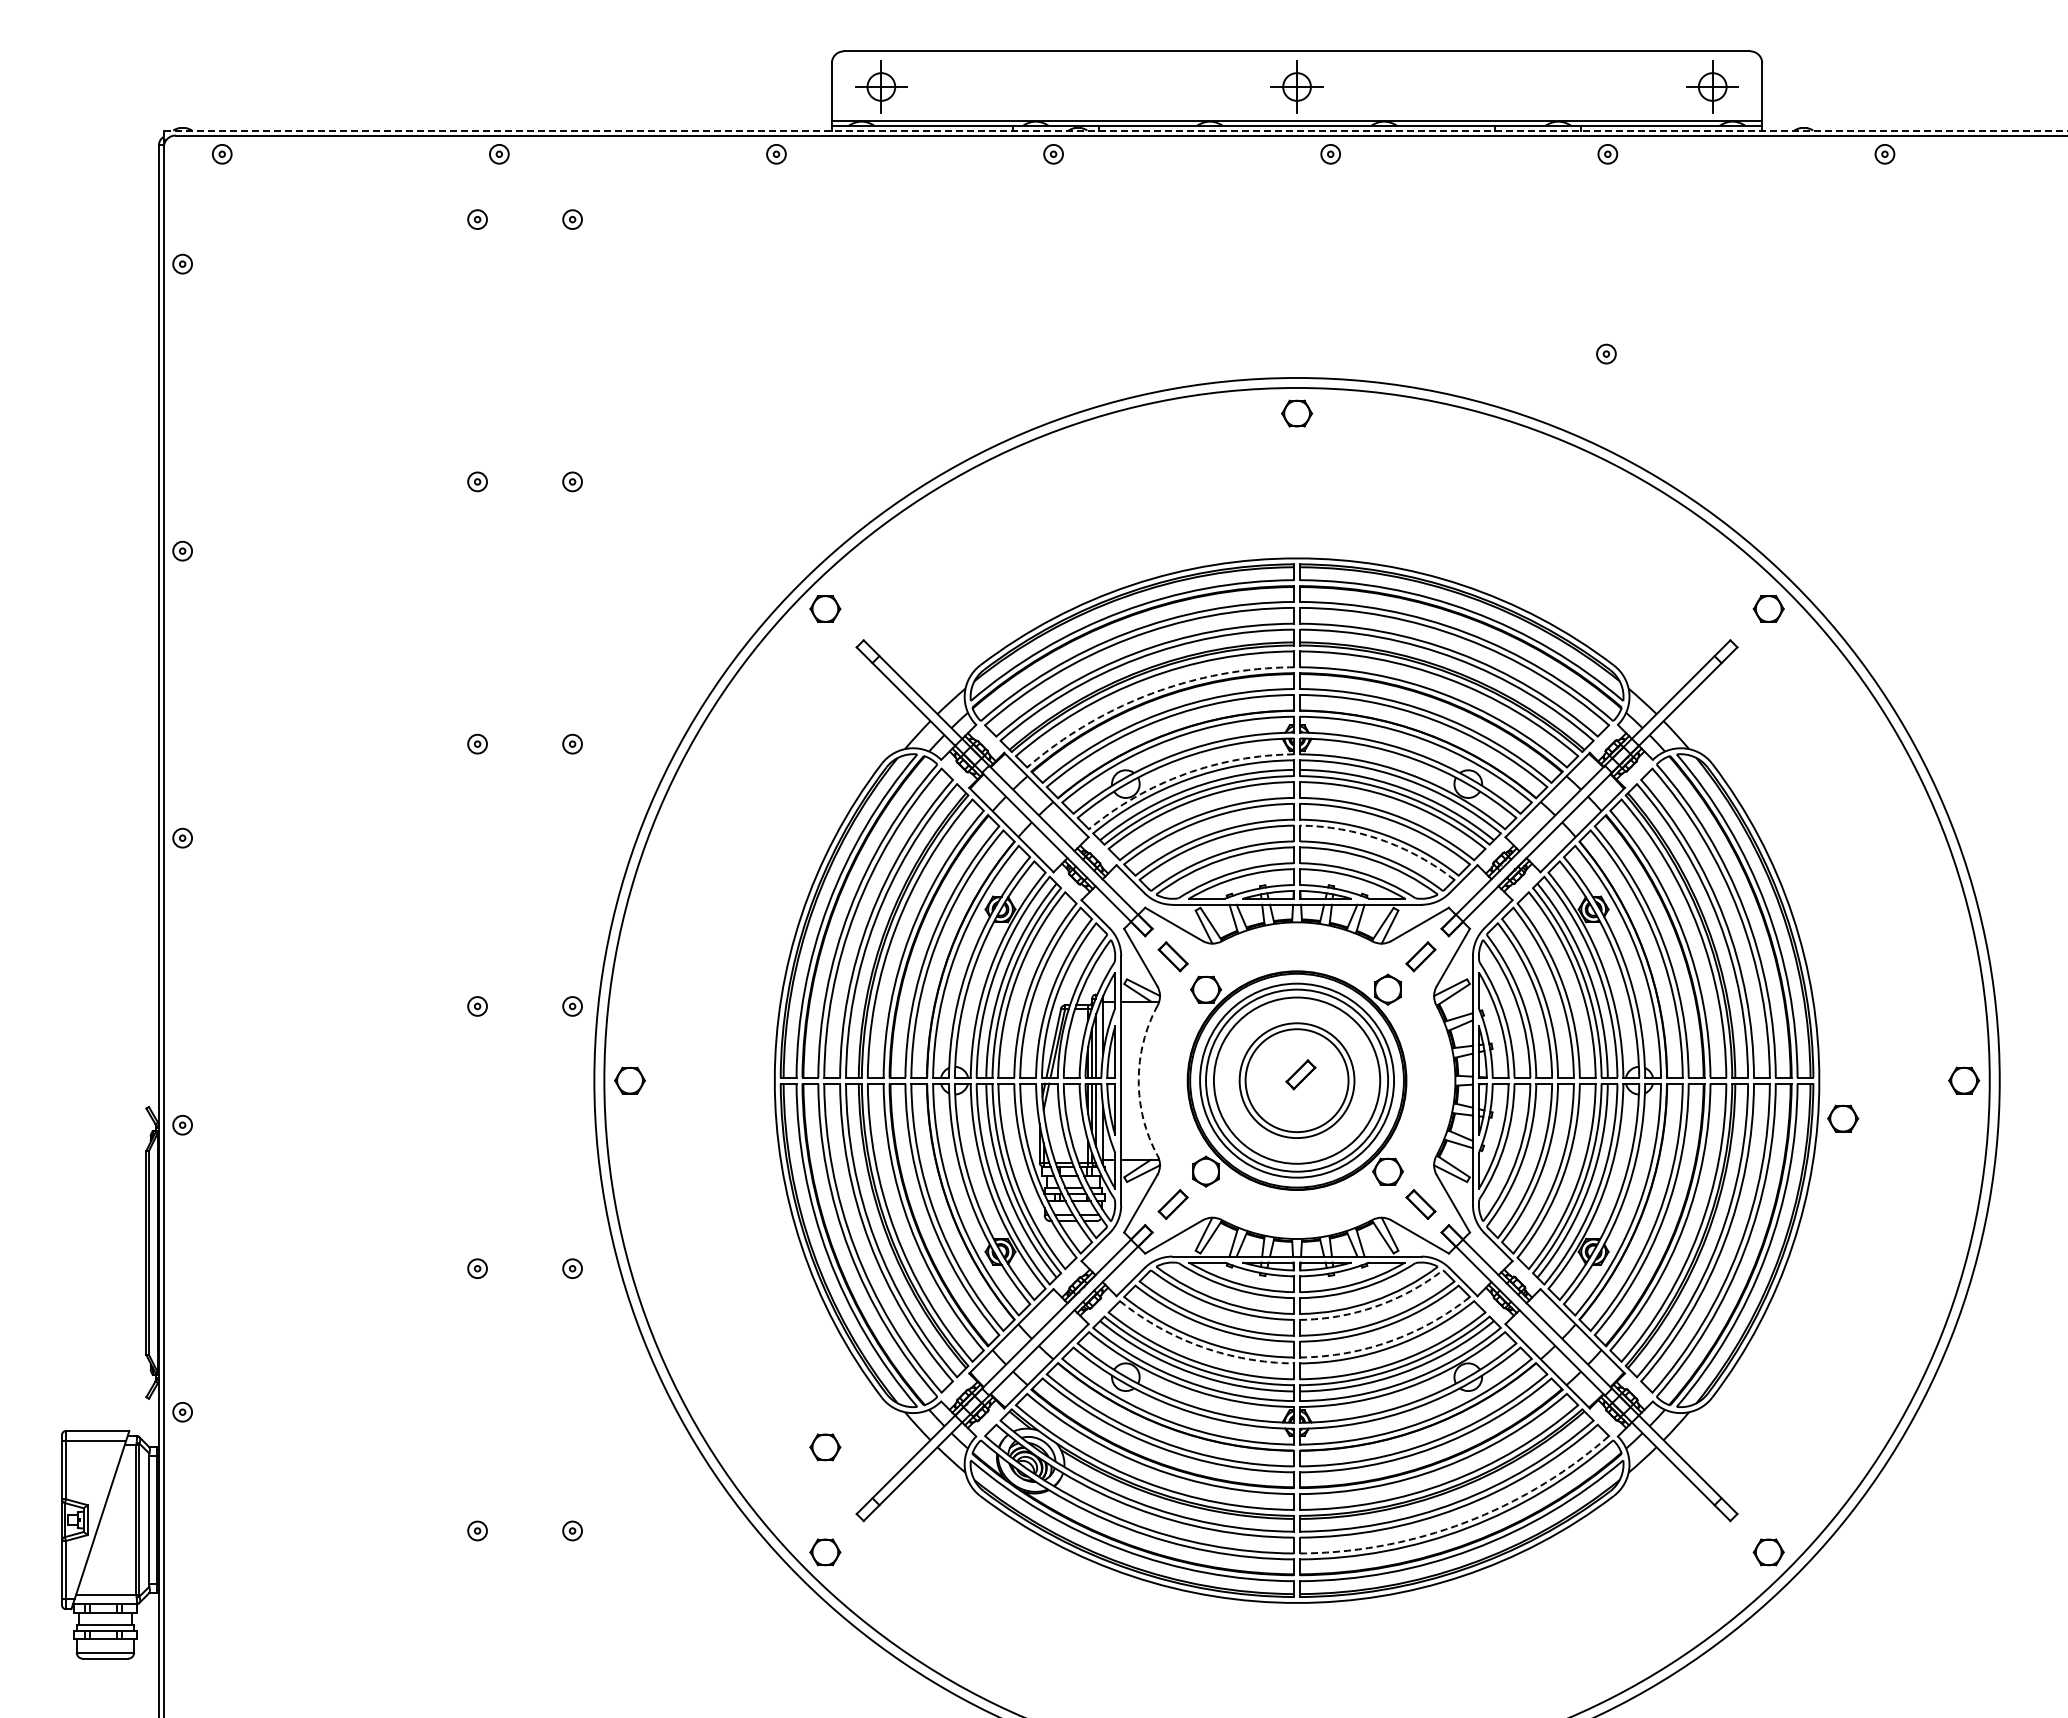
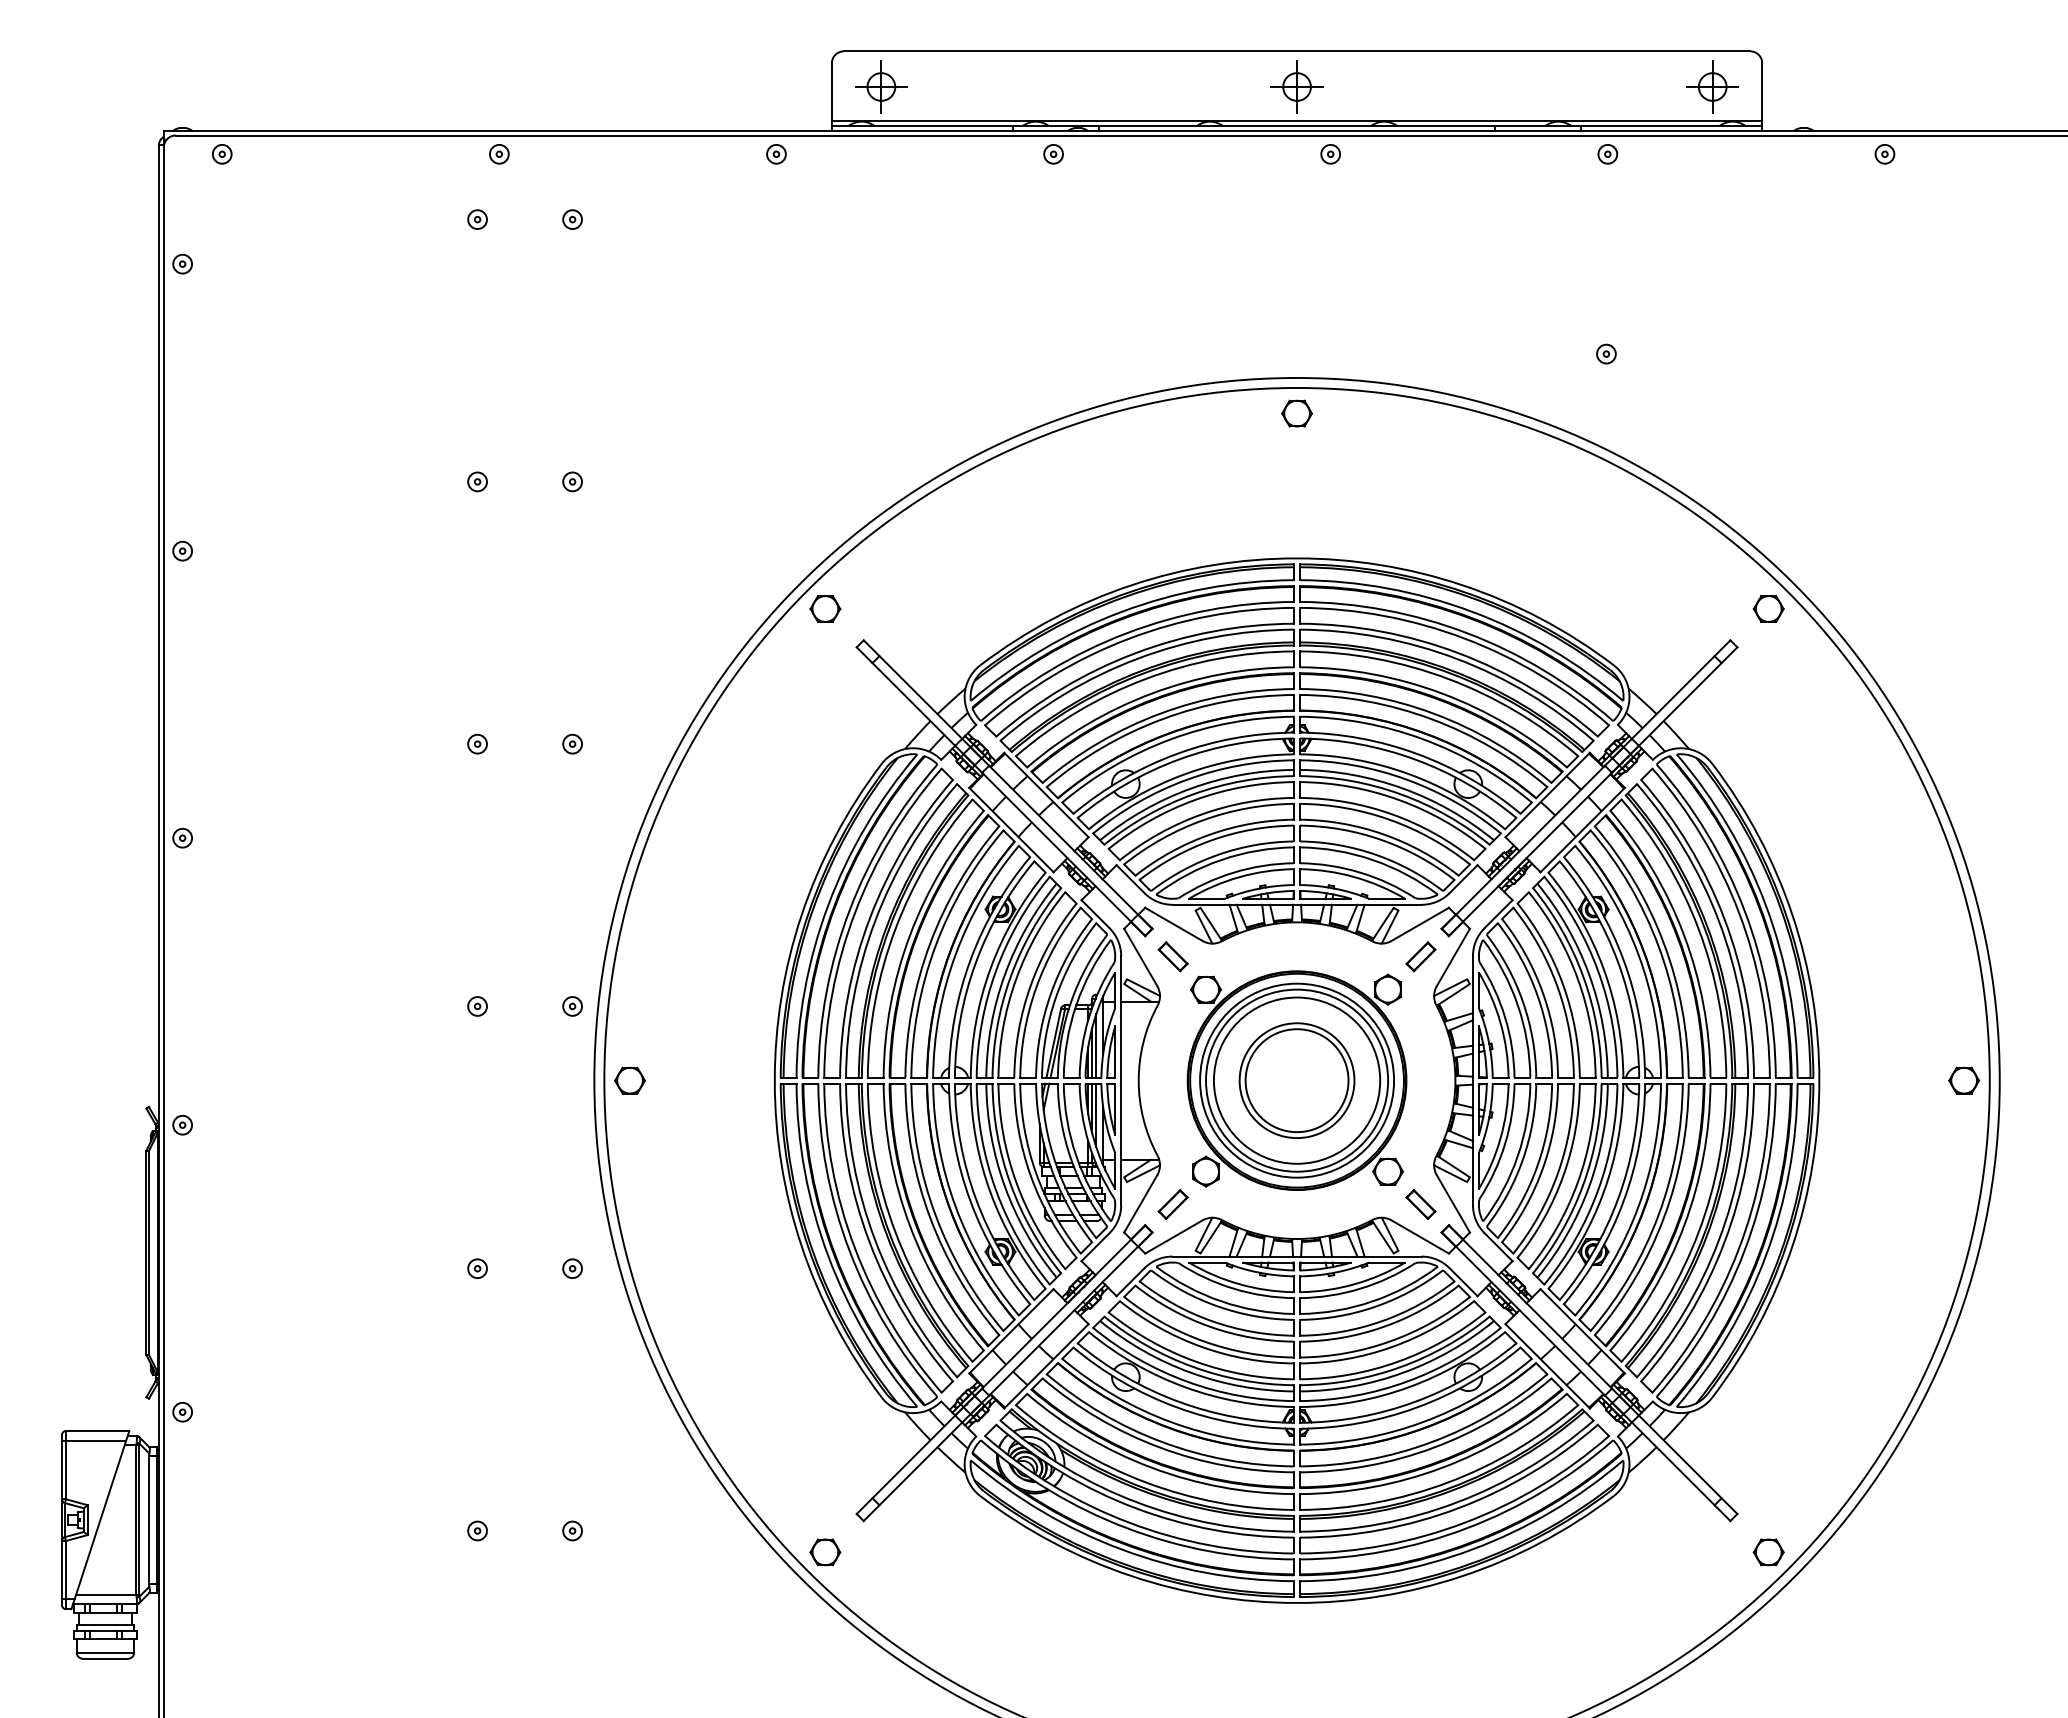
line: dashed -> solid (1115, 130)
arc: dashed -> solid (1151, 693)
arc: dashed -> solid (1185, 774)
arc: dashed -> solid (1381, 840)
part: present -> none (1300, 1074)
arc: dashed -> solid (1138, 1080)
part: present -> none (1843, 1118)
arc: dashed -> solid (1375, 1306)
arc: dashed -> solid (1390, 1341)
arc: dashed -> solid (1201, 1346)
part: present -> none (825, 1447)
arc: dashed -> solid (1465, 1522)
